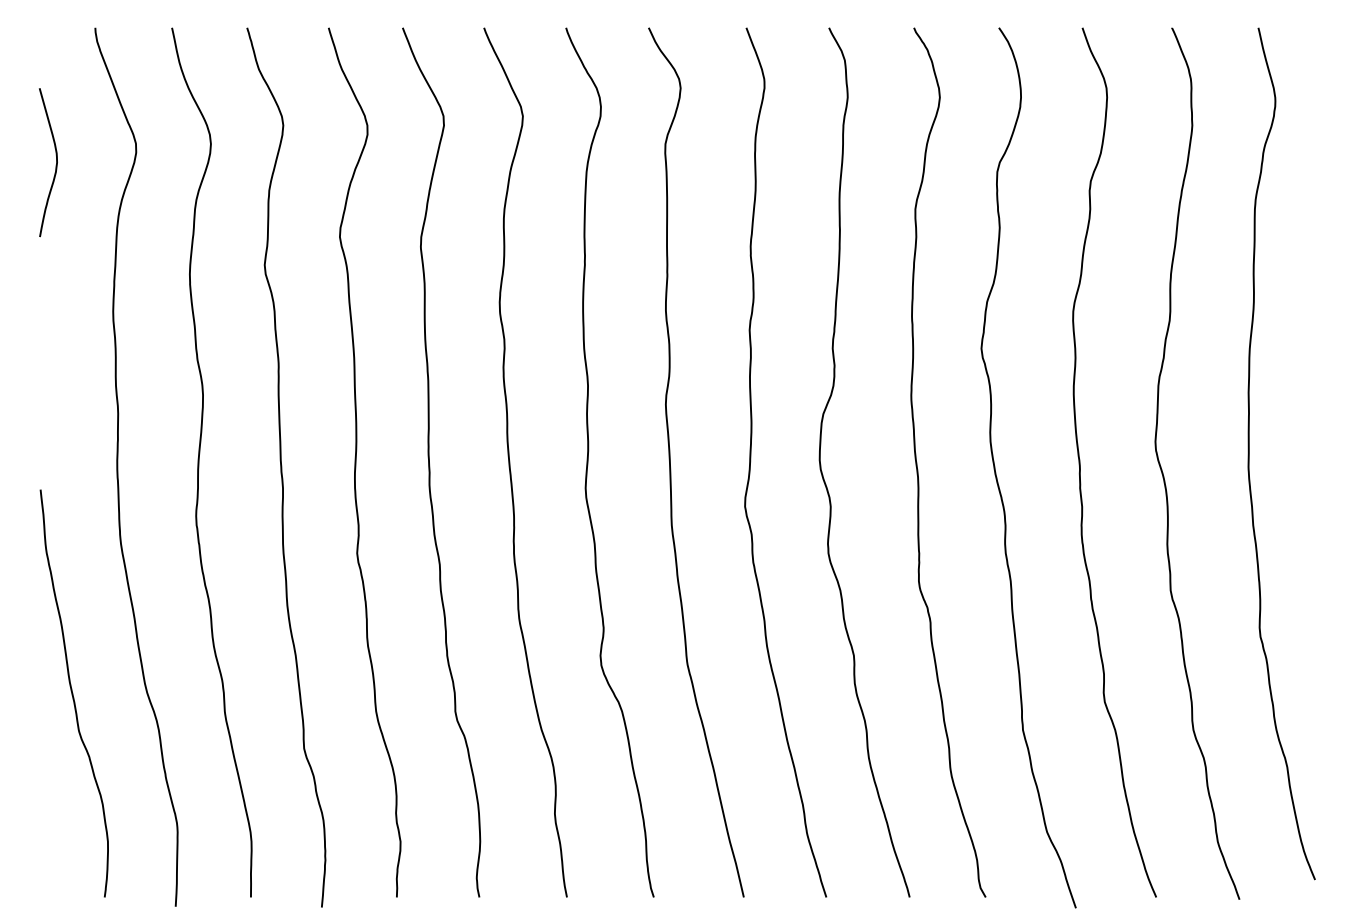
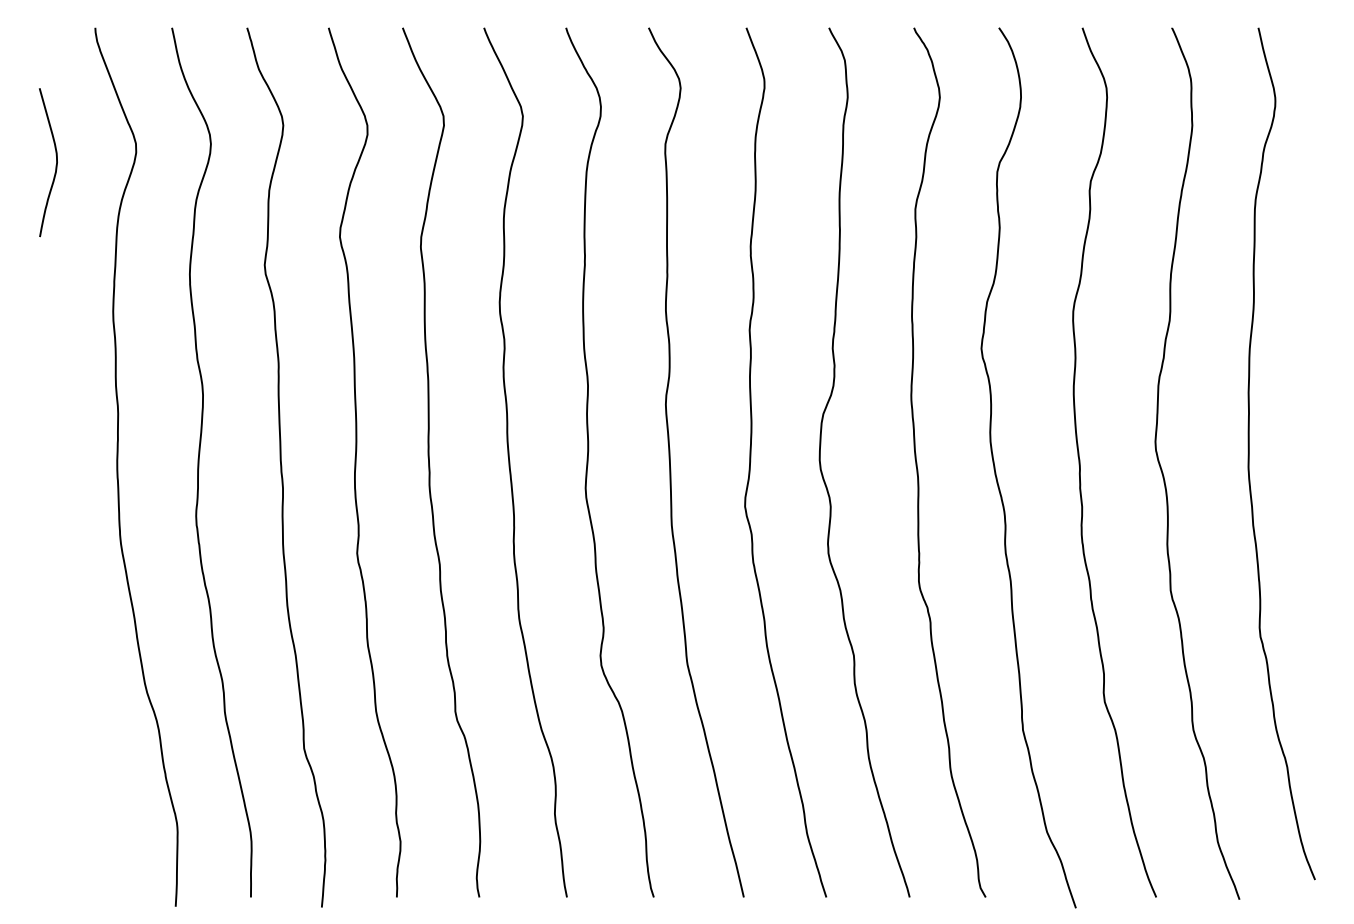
curve: present -> none (73, 693)
